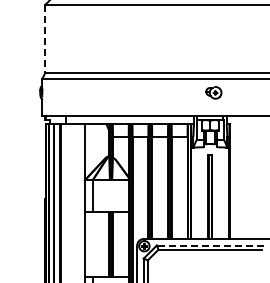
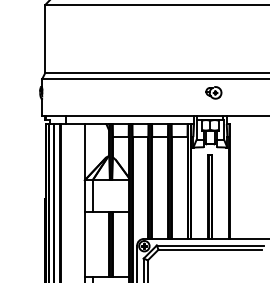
line: dashed -> solid (45, 38)
line: dashed -> solid (210, 245)
